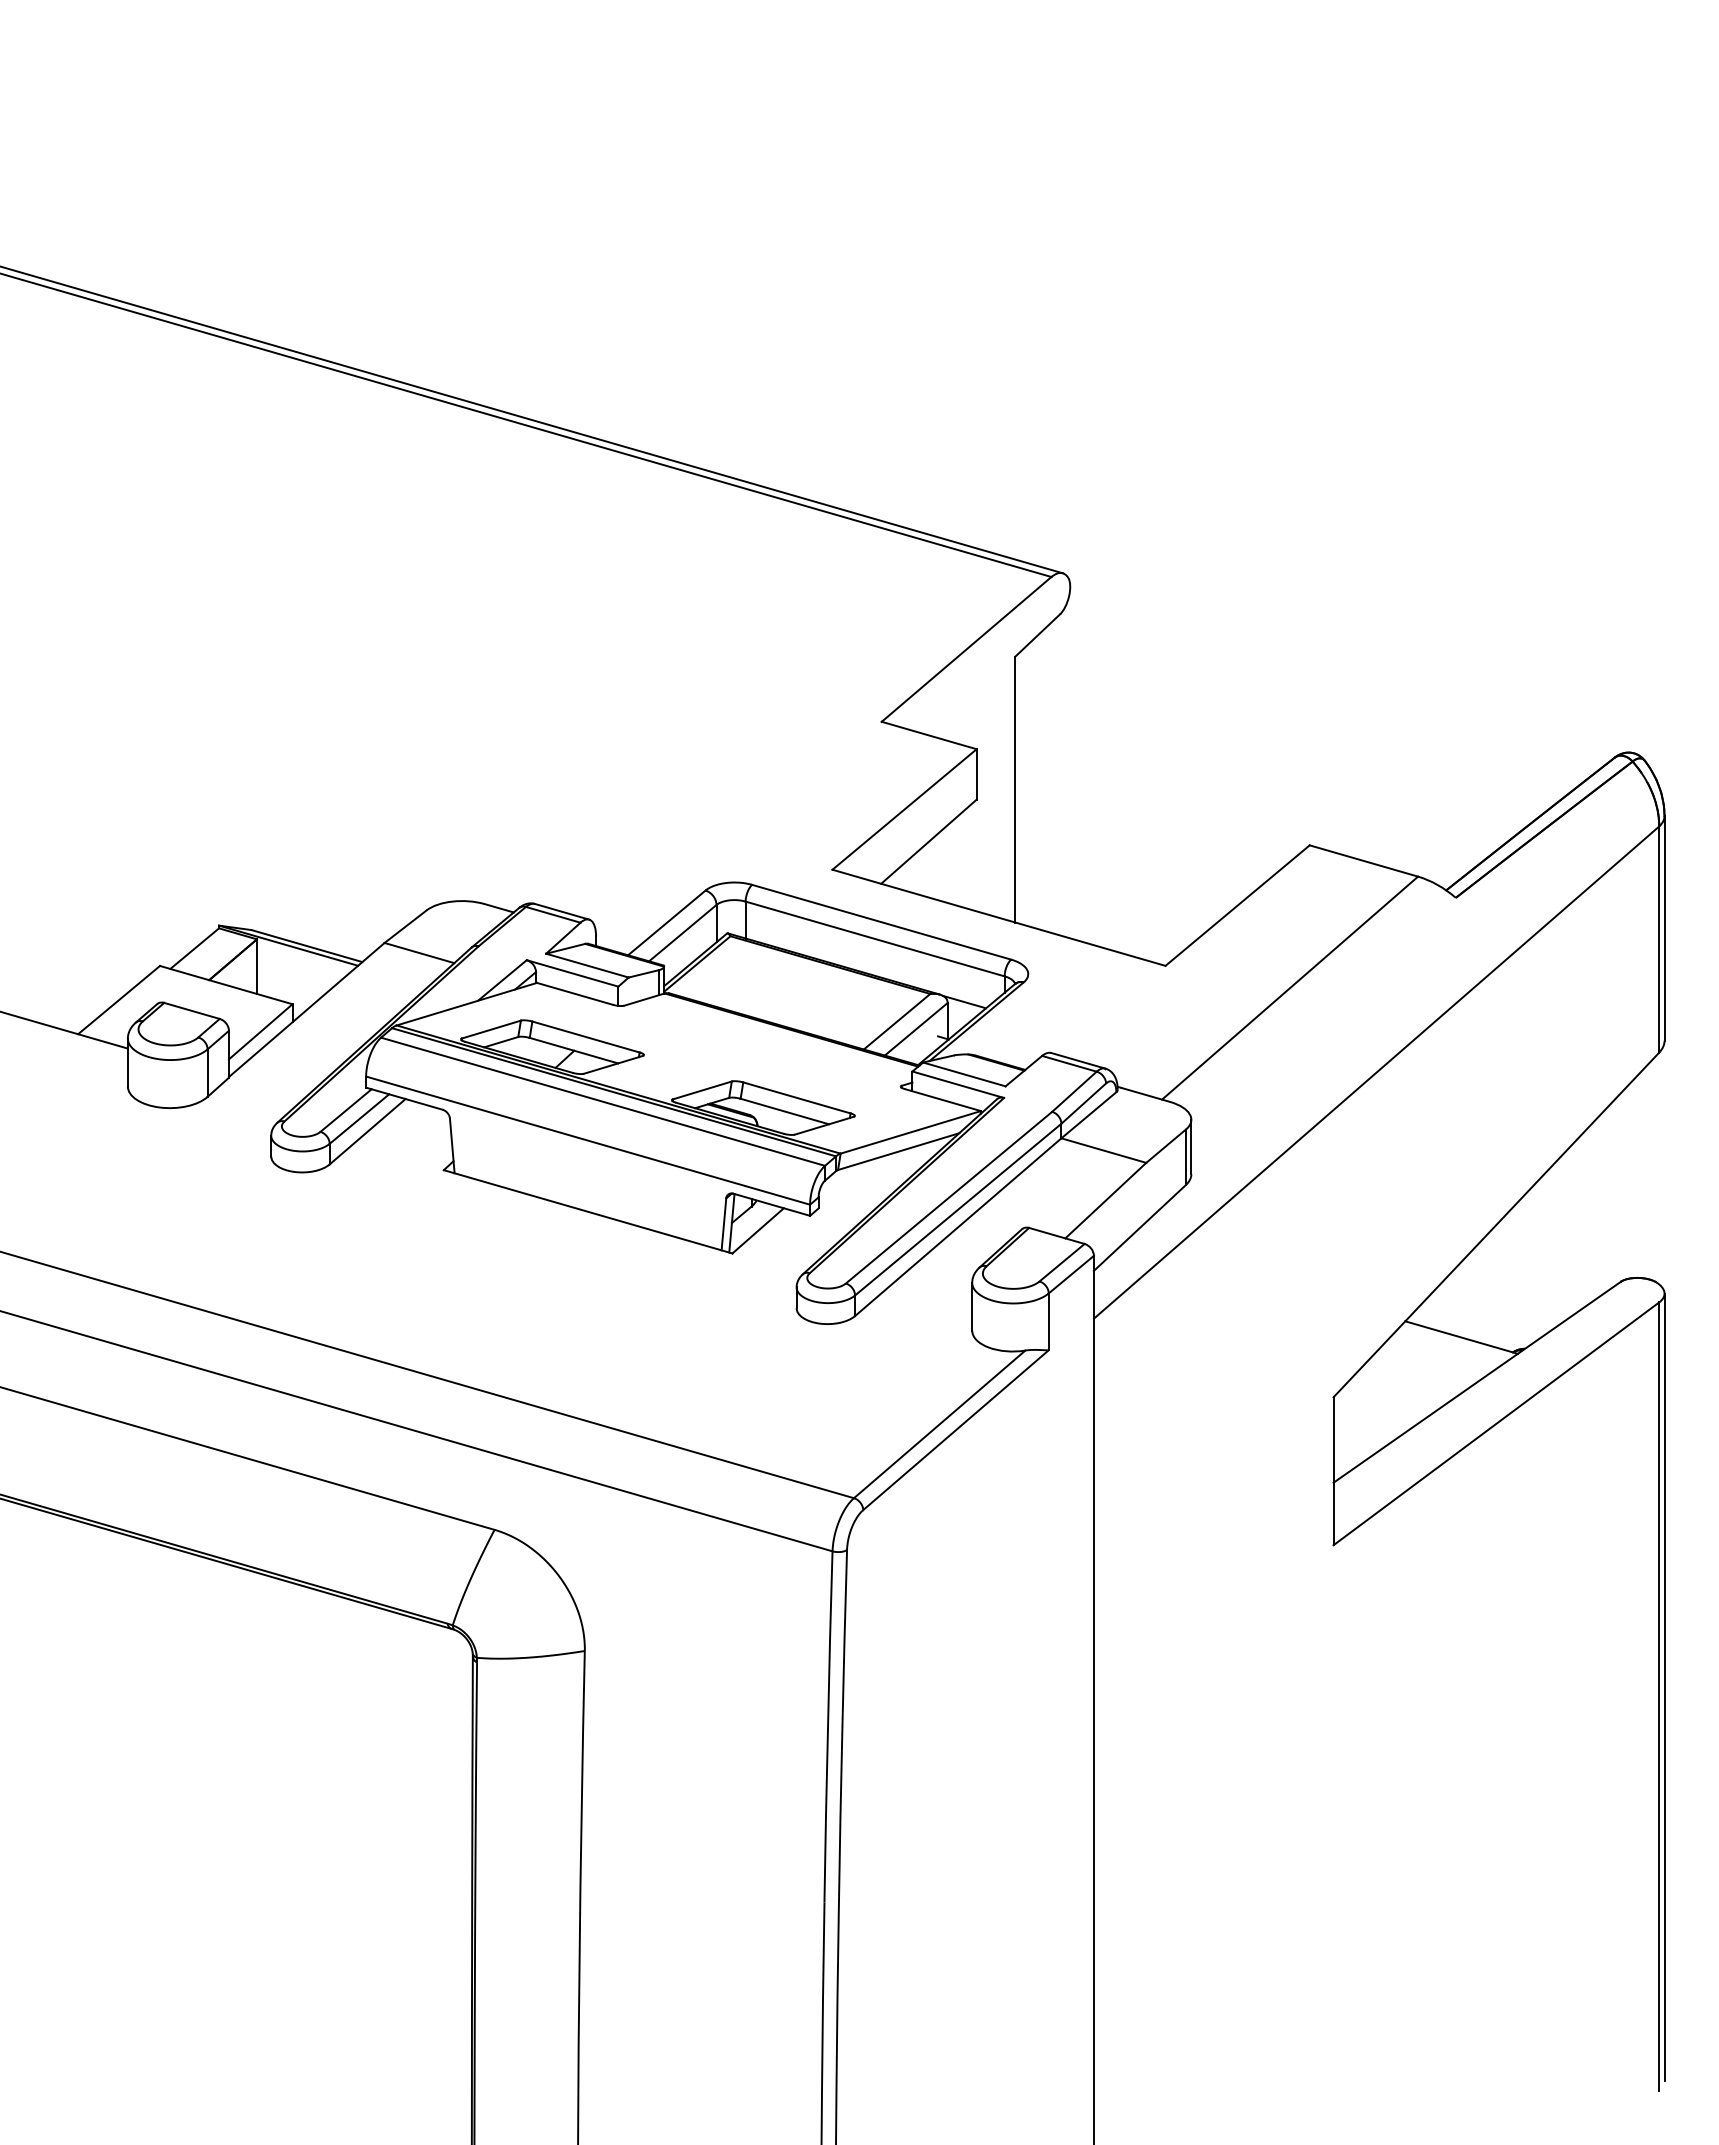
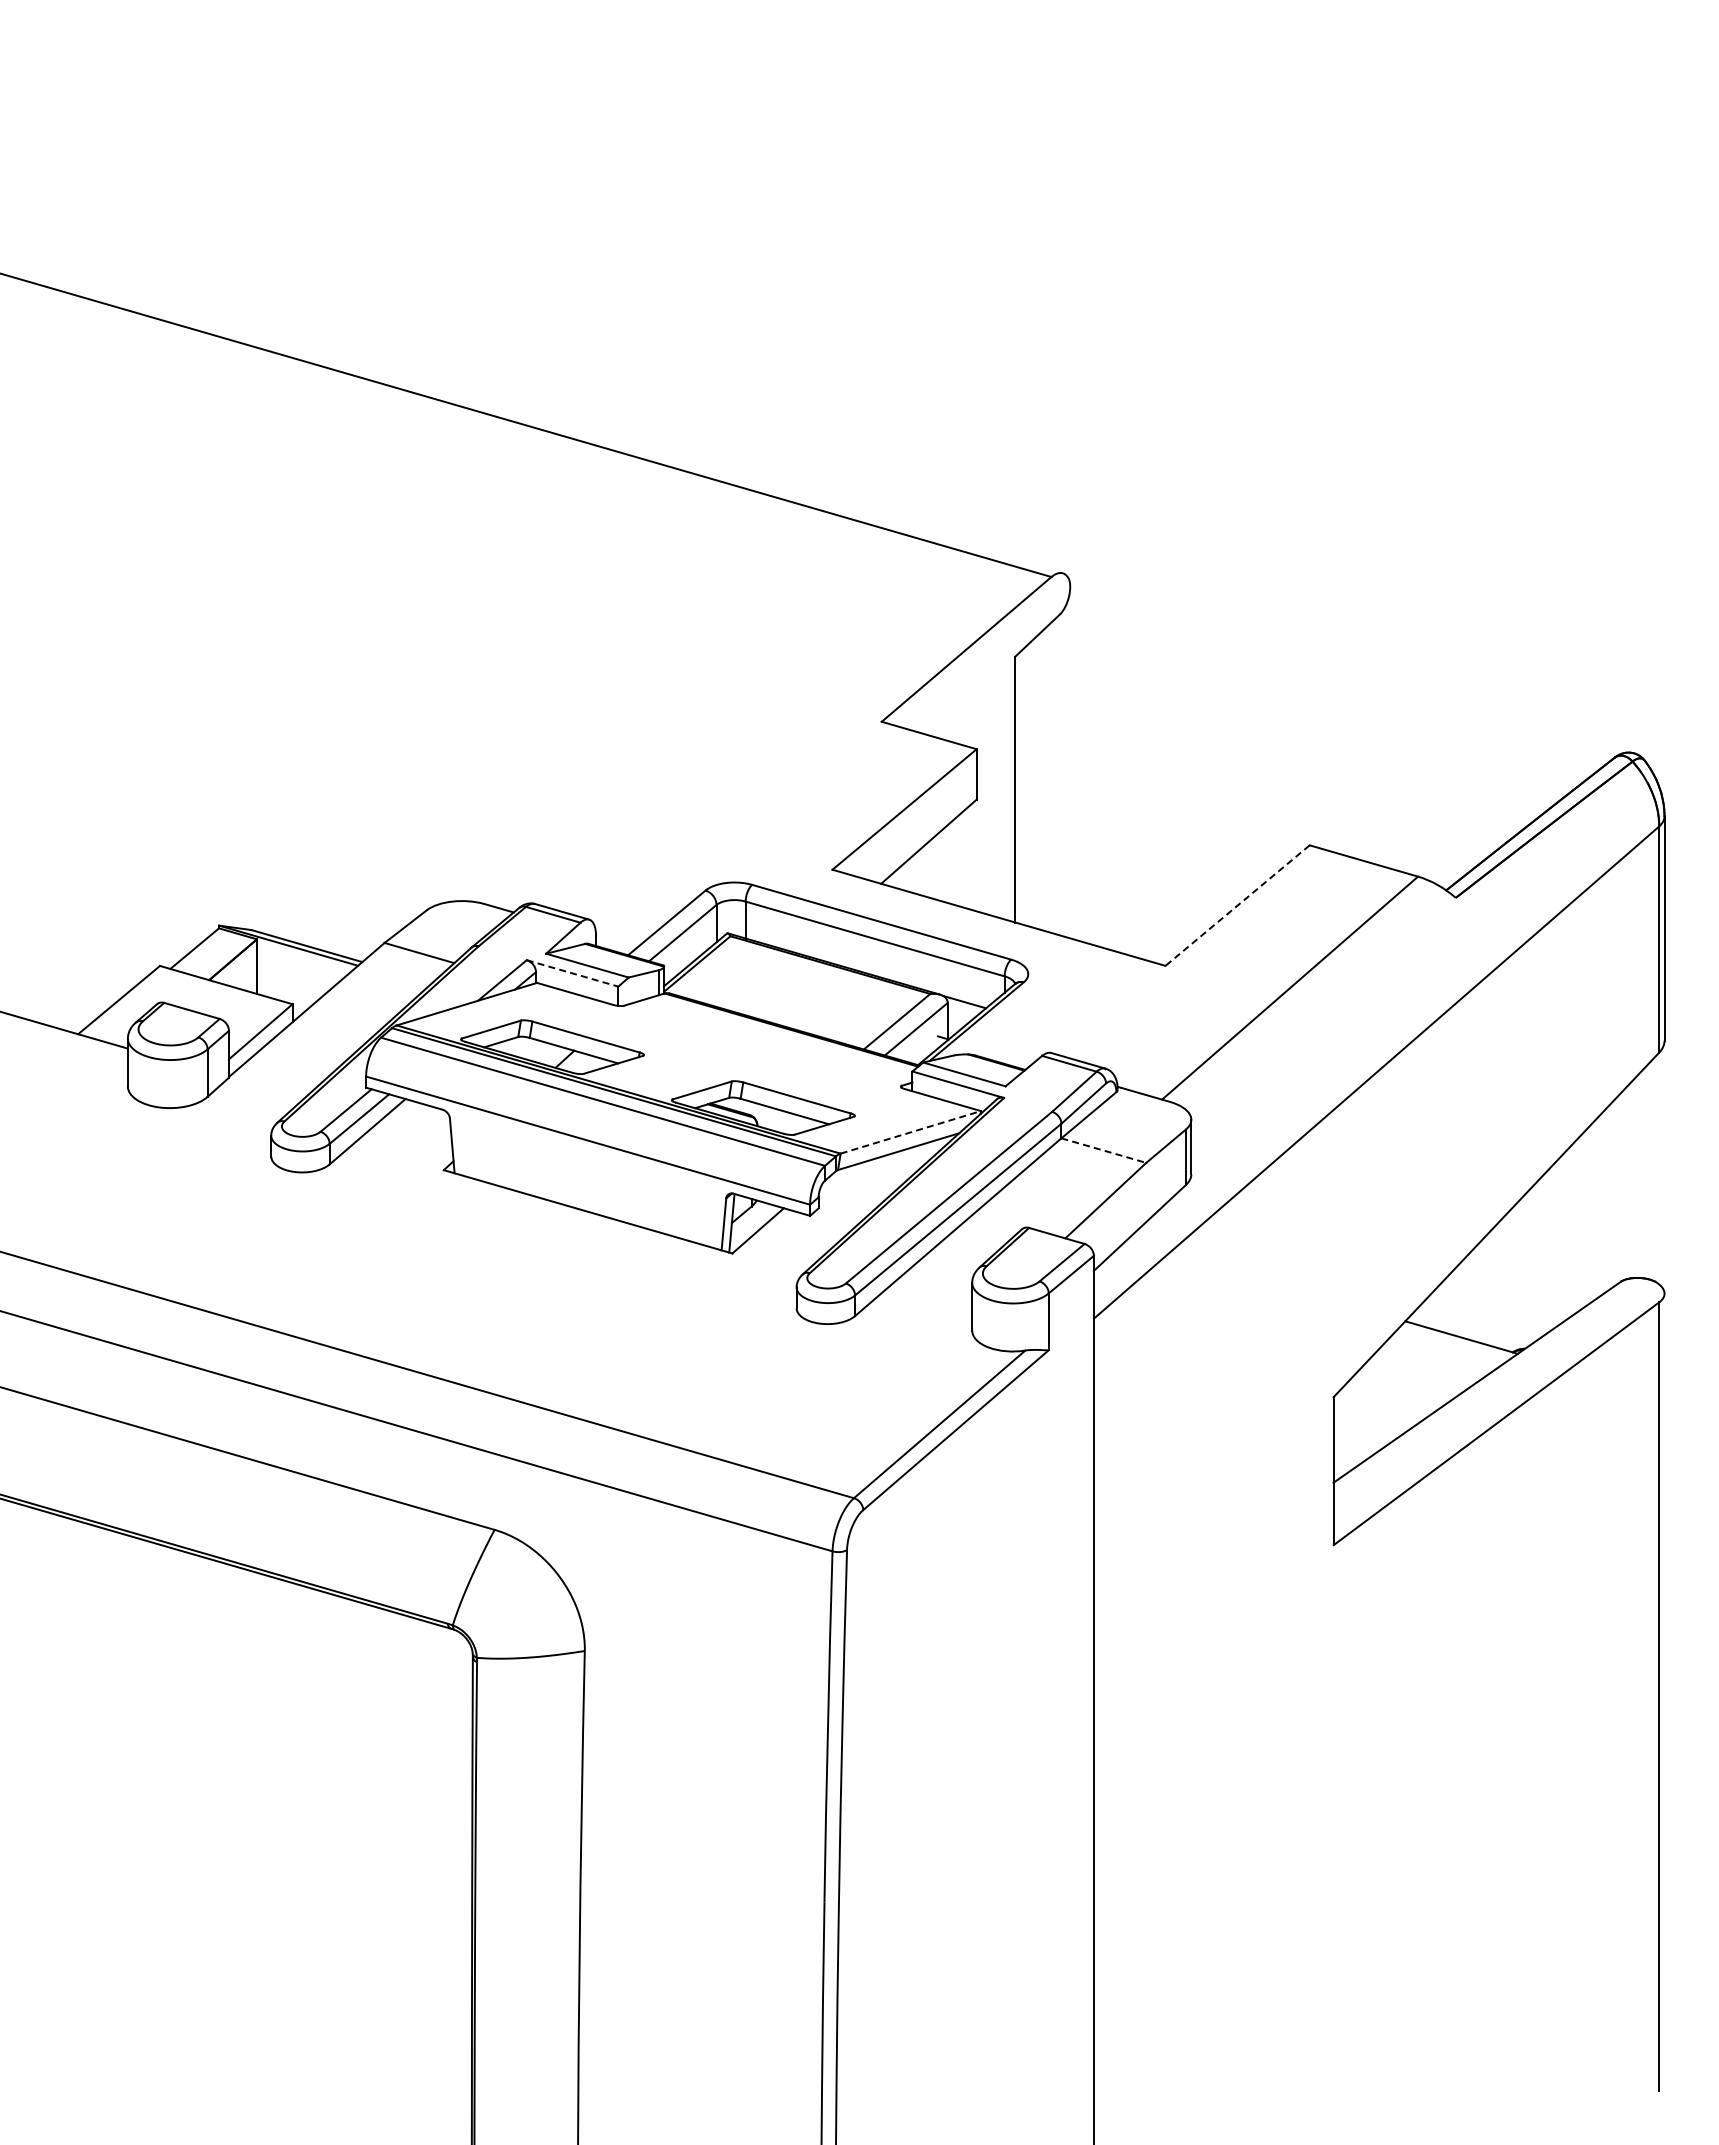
line: present -> none (532, 420)
line: solid -> dashed (1237, 905)
line: solid -> dashed (572, 973)
line: solid -> dashed (911, 1132)
line: solid -> dashed (1104, 1150)
line: present -> none (1664, 1686)
